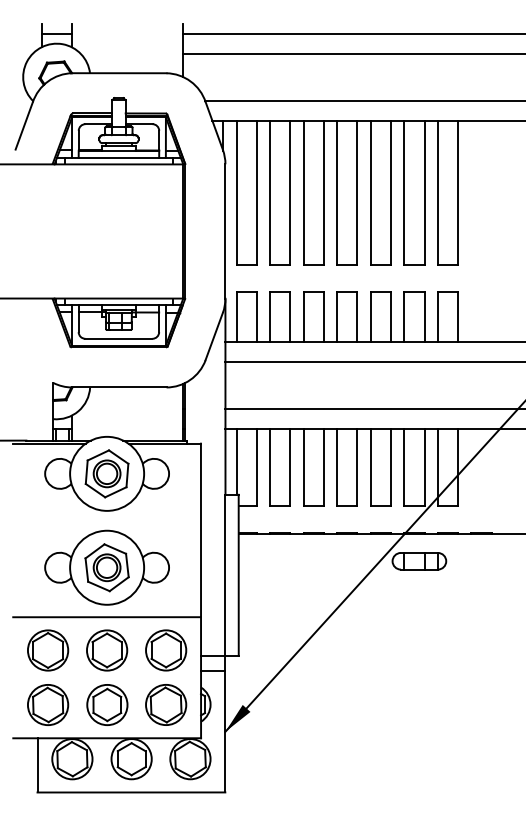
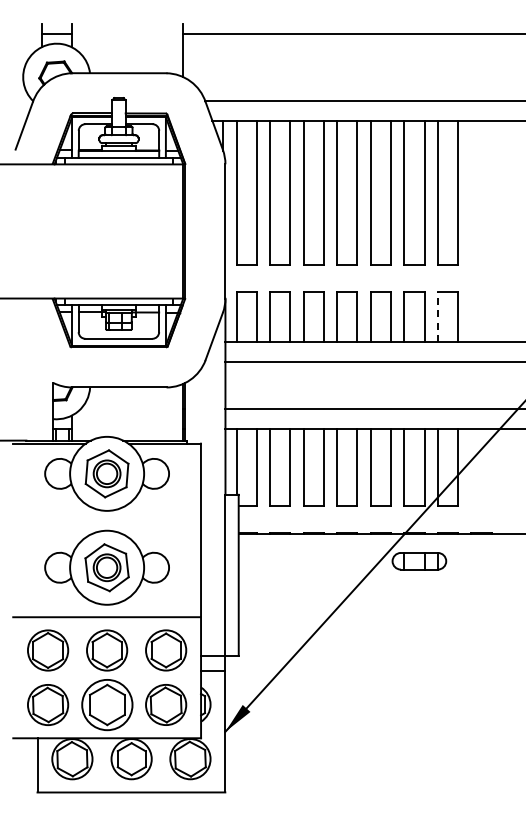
line: present -> none (352, 53)
line: solid -> dashed (437, 316)
part size: 43x42 px -> 53x53 px (107, 705)
